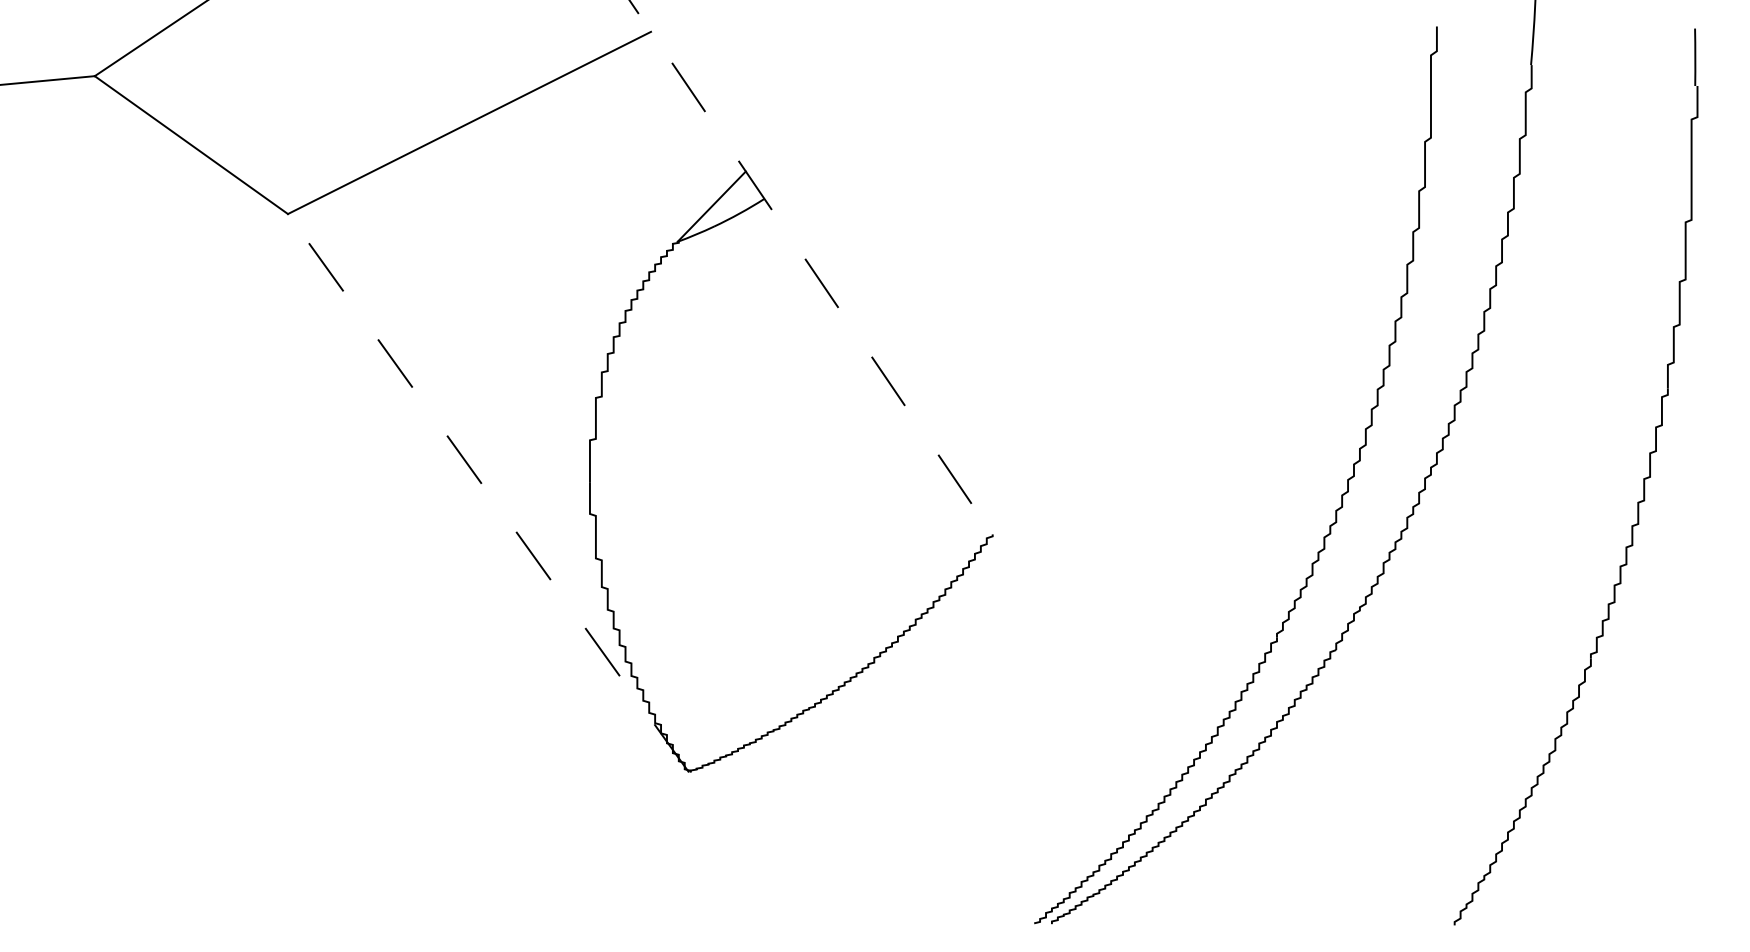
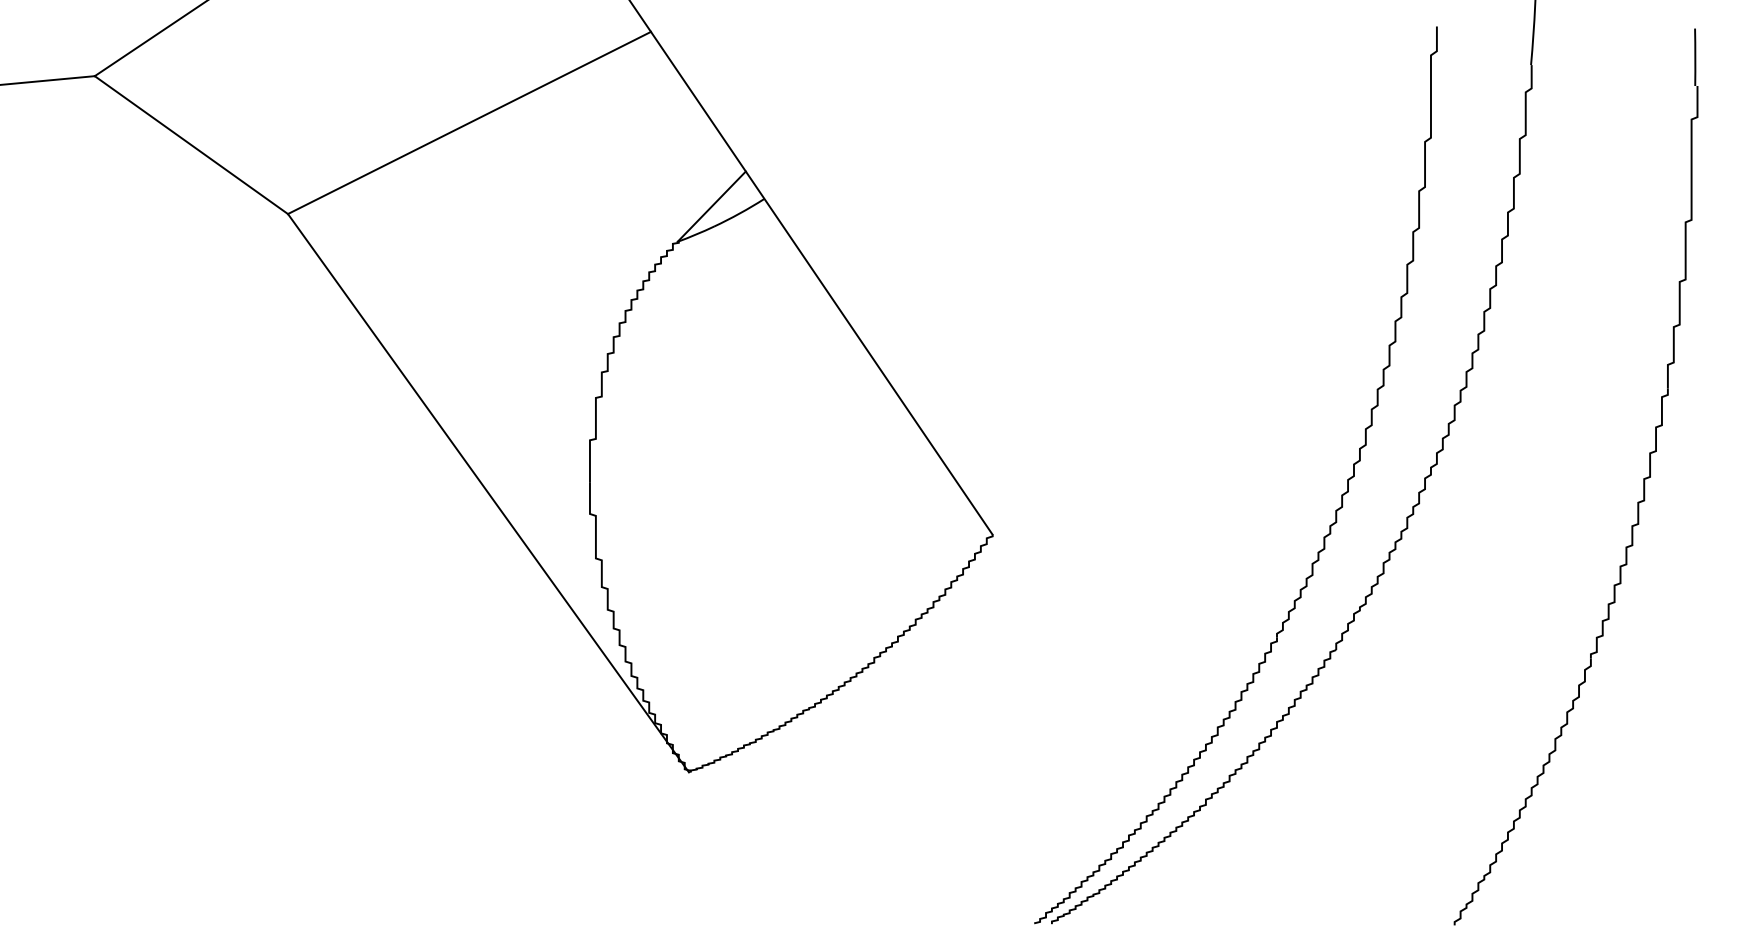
line: dashed -> solid (811, 267)
line: dashed -> solid (488, 493)
